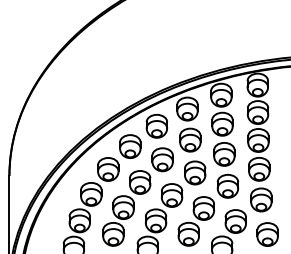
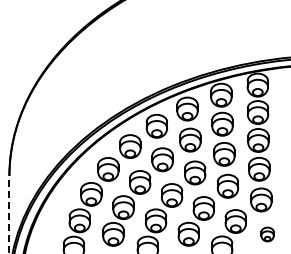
line: solid -> dashed (9, 214)
part size: 23x25 px -> 15x17 px (267, 234)
